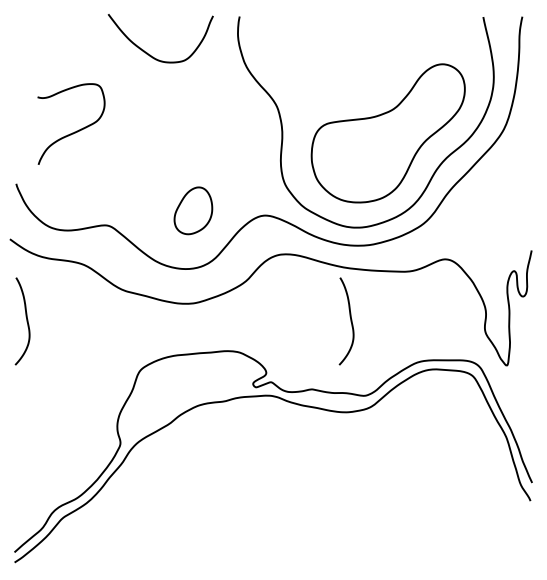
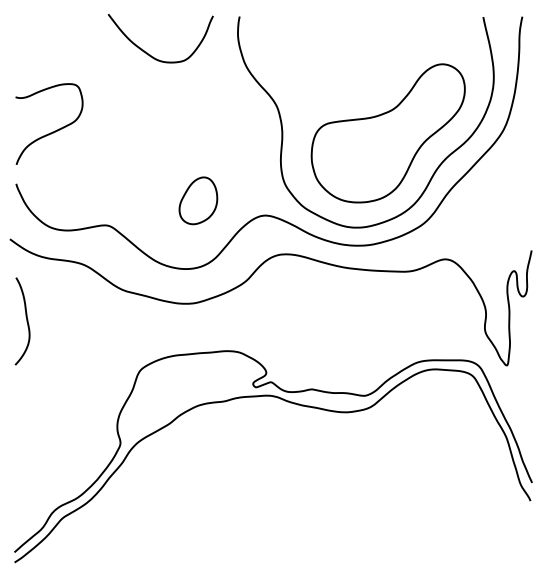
curve position: (74, 131) -> (52, 131) (52, 131)
part position: (193, 210) -> (198, 200) (198, 200)
curve: present -> none (350, 321)
